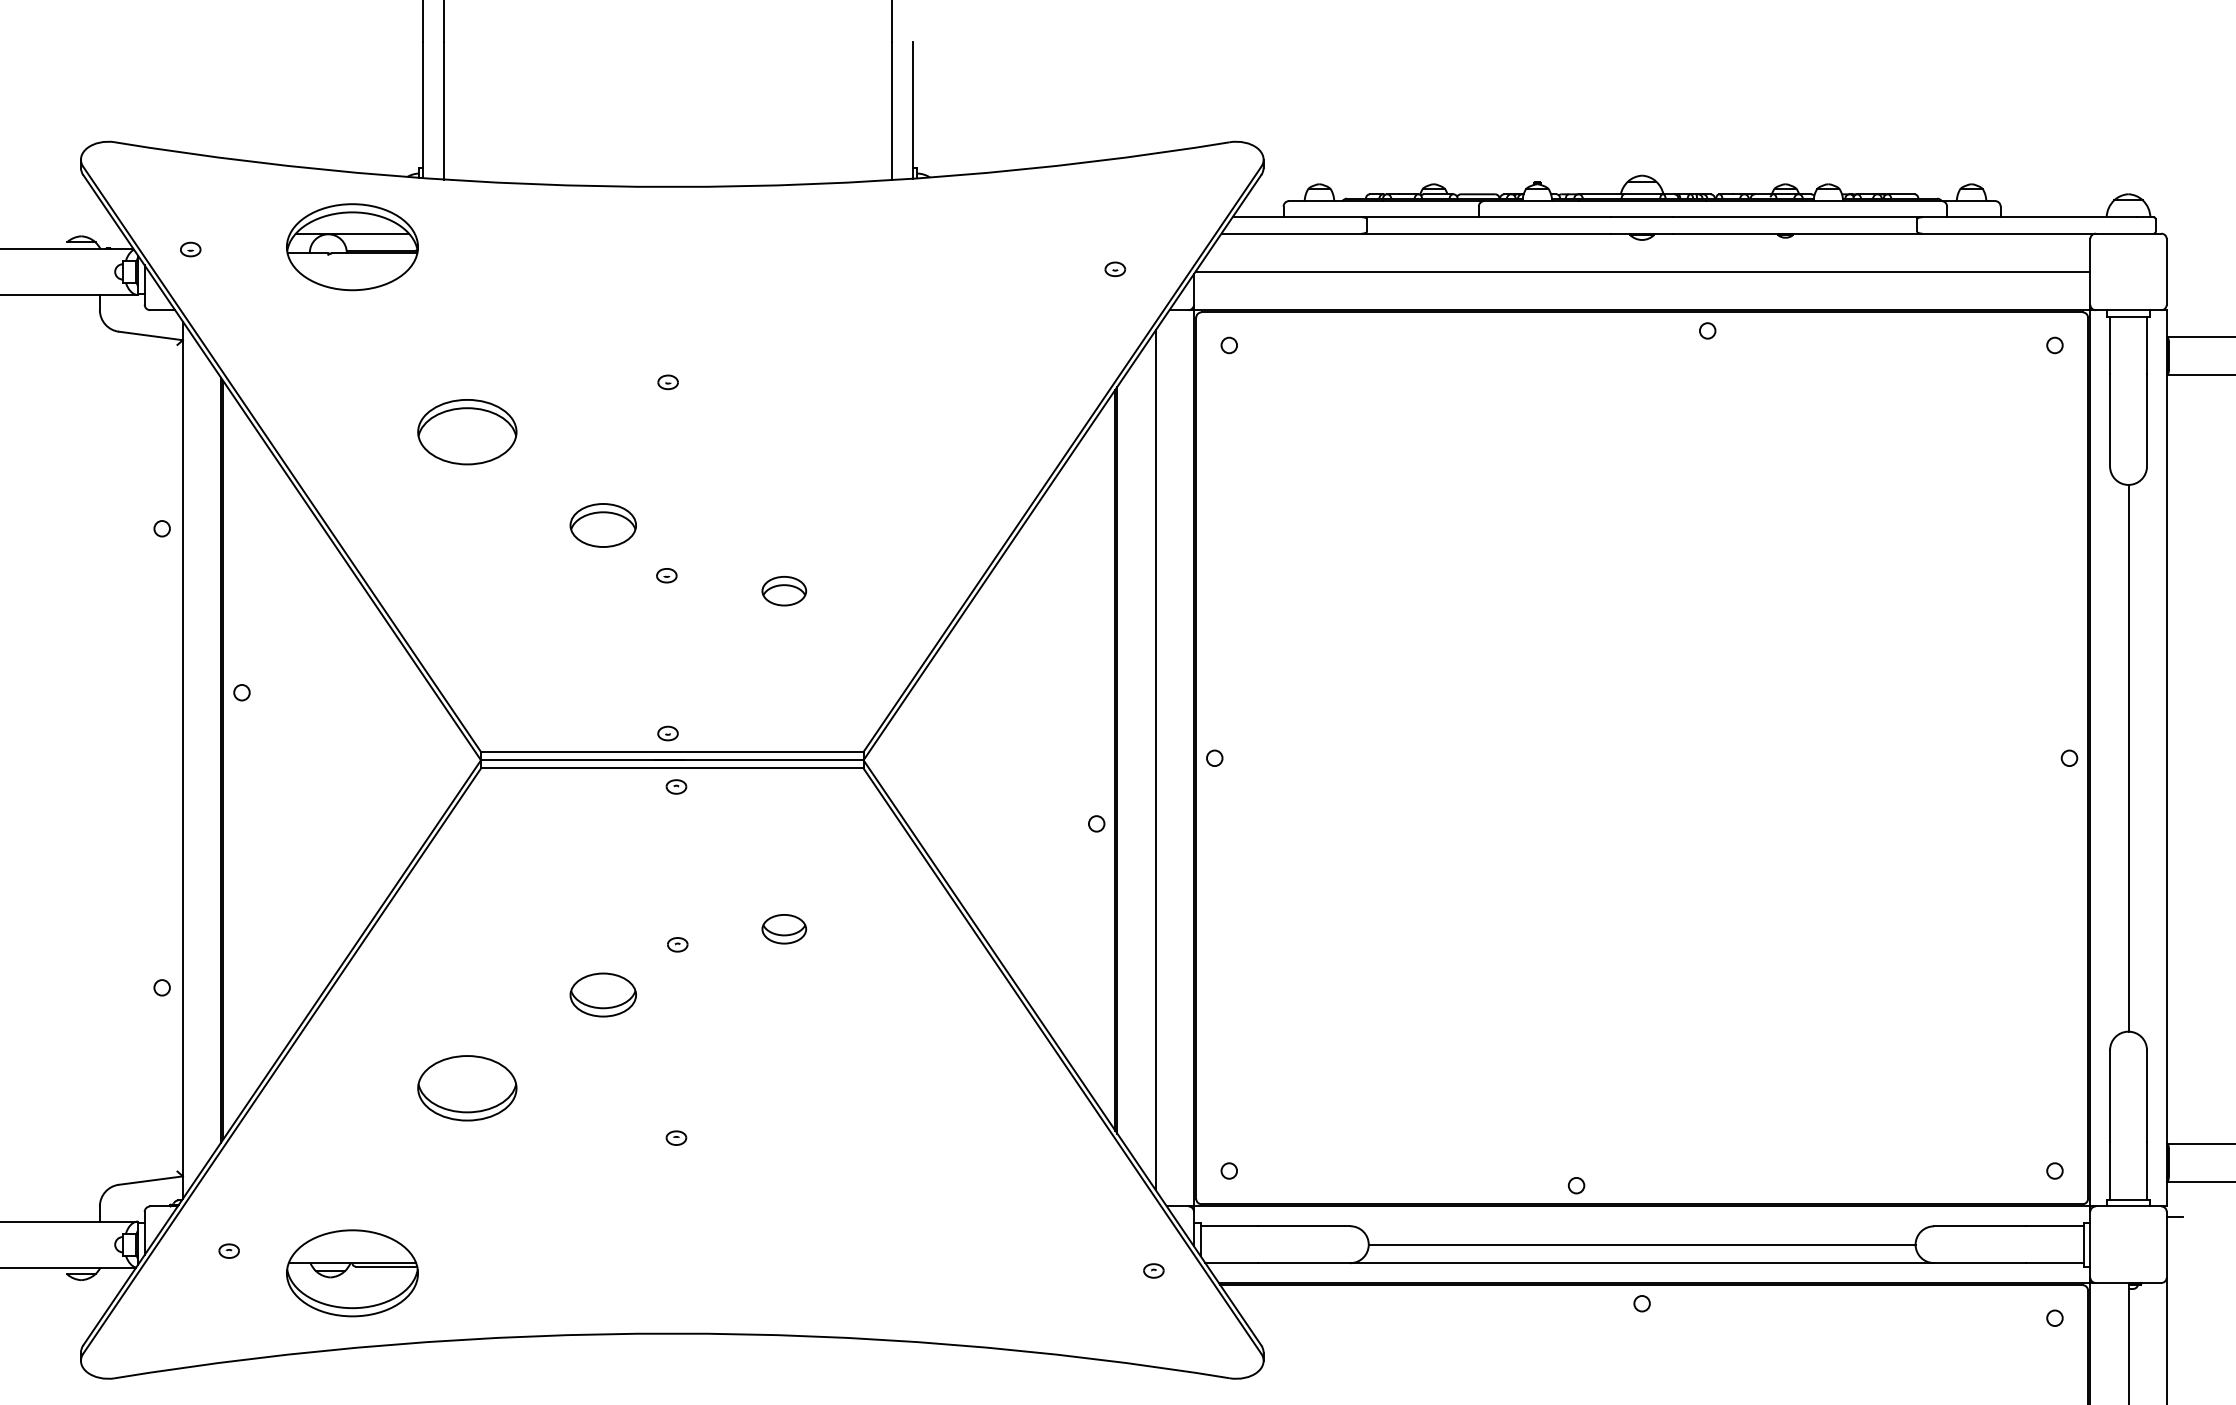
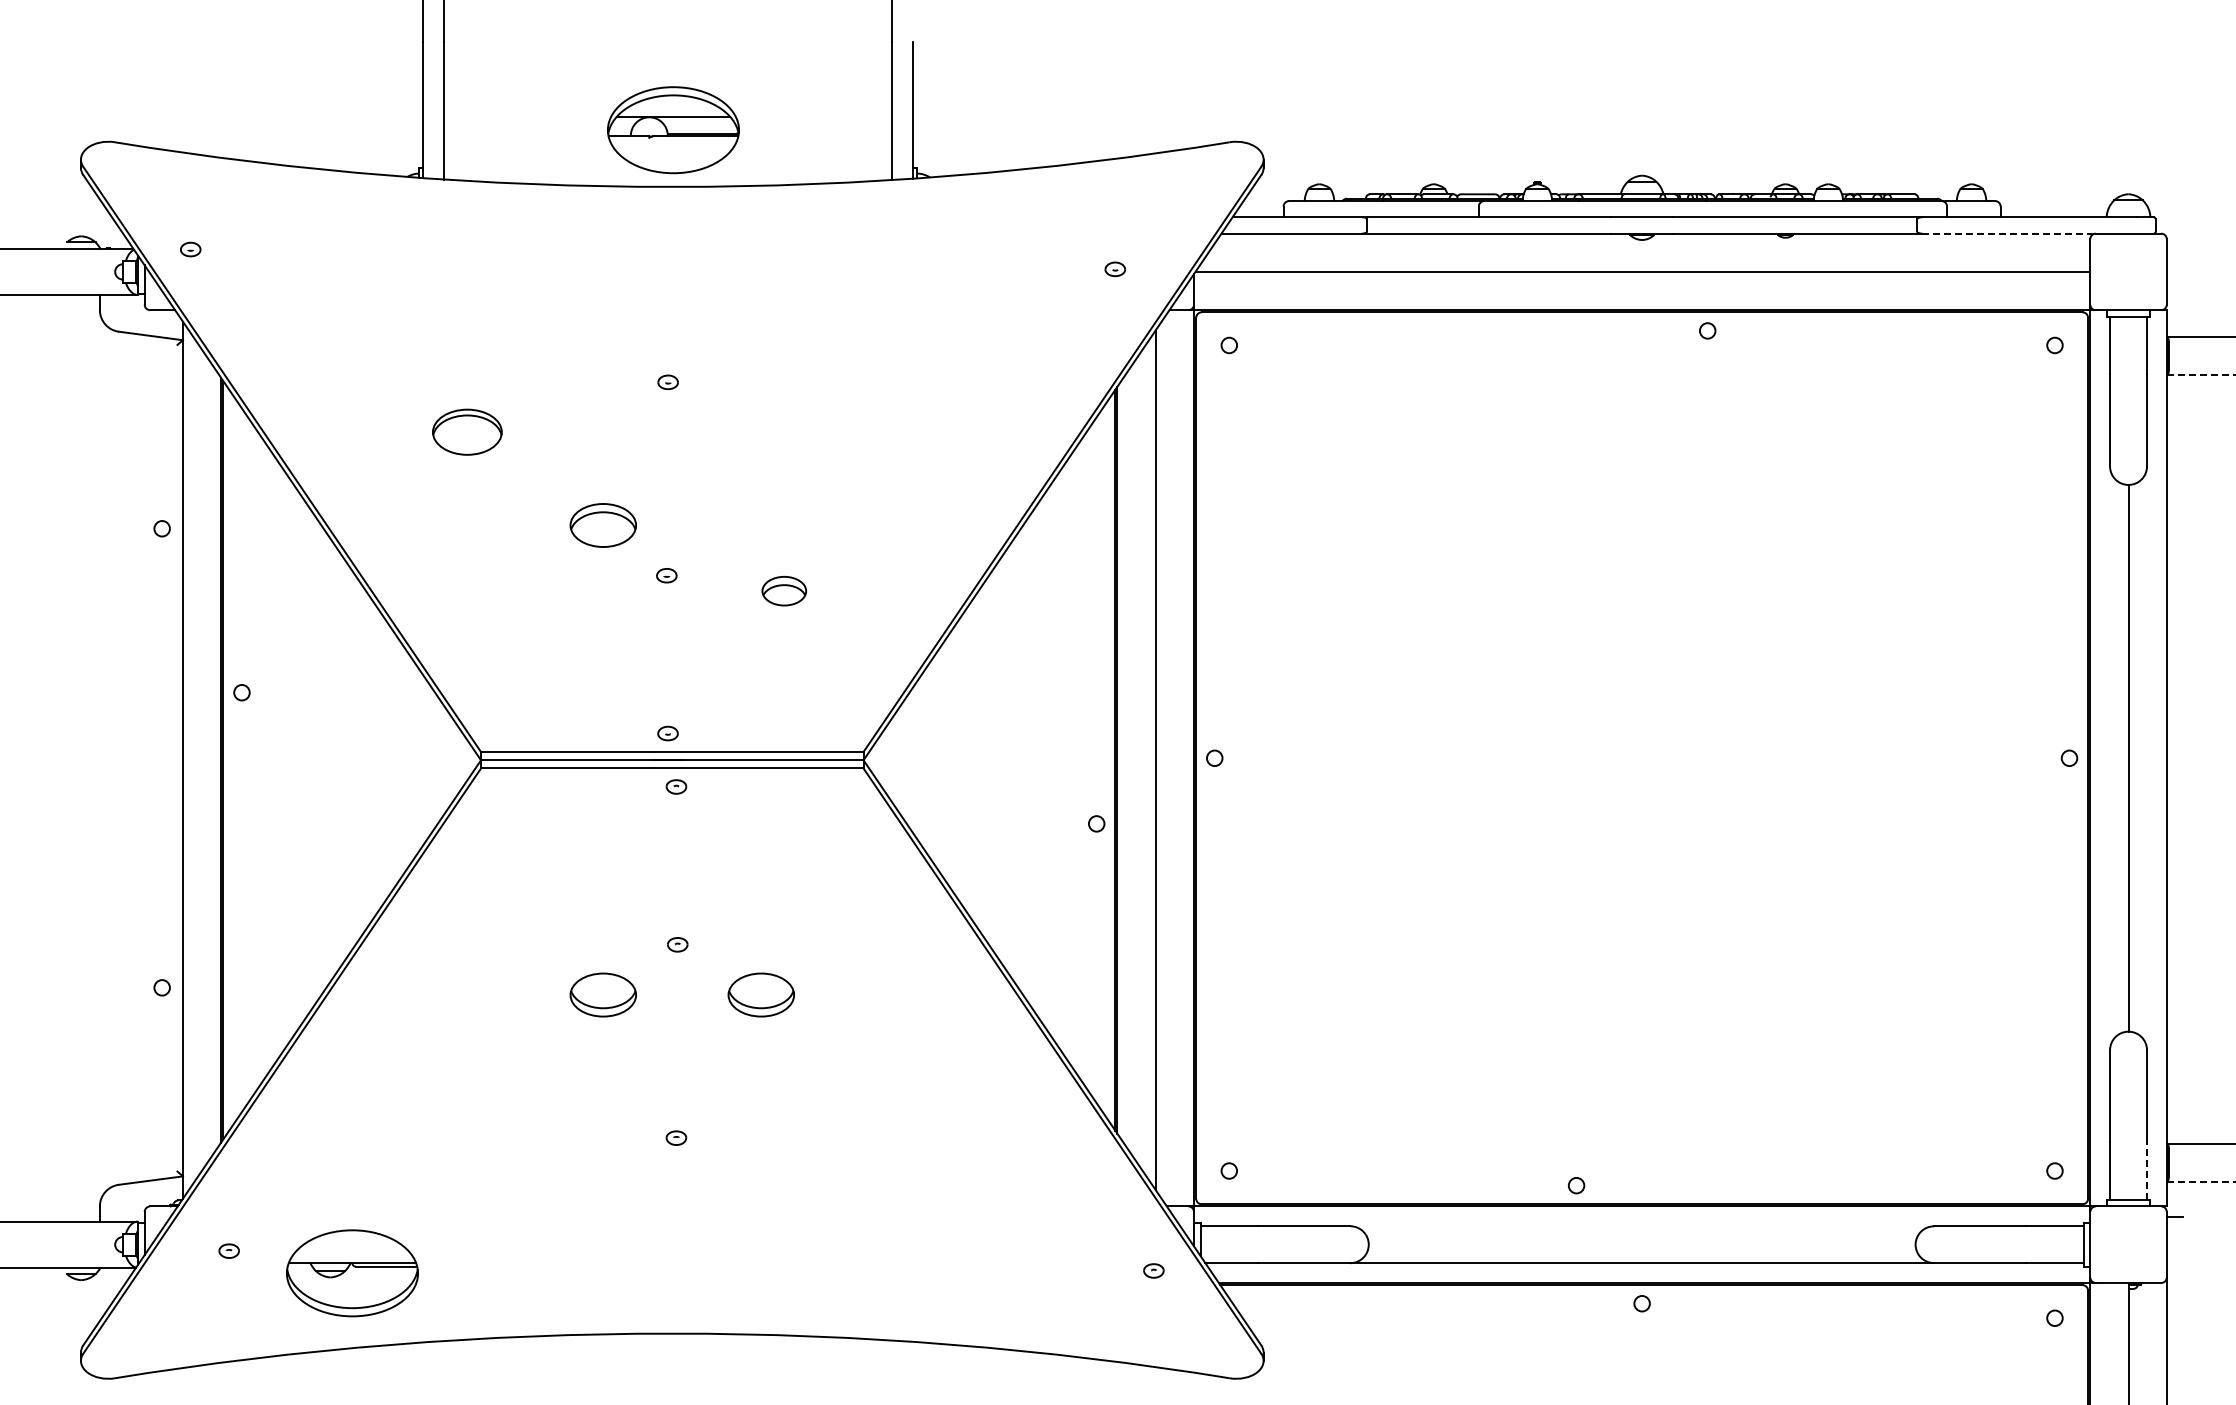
line: solid -> dashed (2009, 233)
part position: (352, 247) -> (673, 130) (673, 130)
line: solid -> dashed (2201, 375)
part size: 101x67 px -> 71x48 px (467, 431)
part: present -> none (784, 929)
part: none -> present (760, 994)
part: present -> none (467, 1088)
line: solid -> dashed (2146, 1171)
line: solid -> dashed (2201, 1181)
line: present -> none (1641, 1244)
